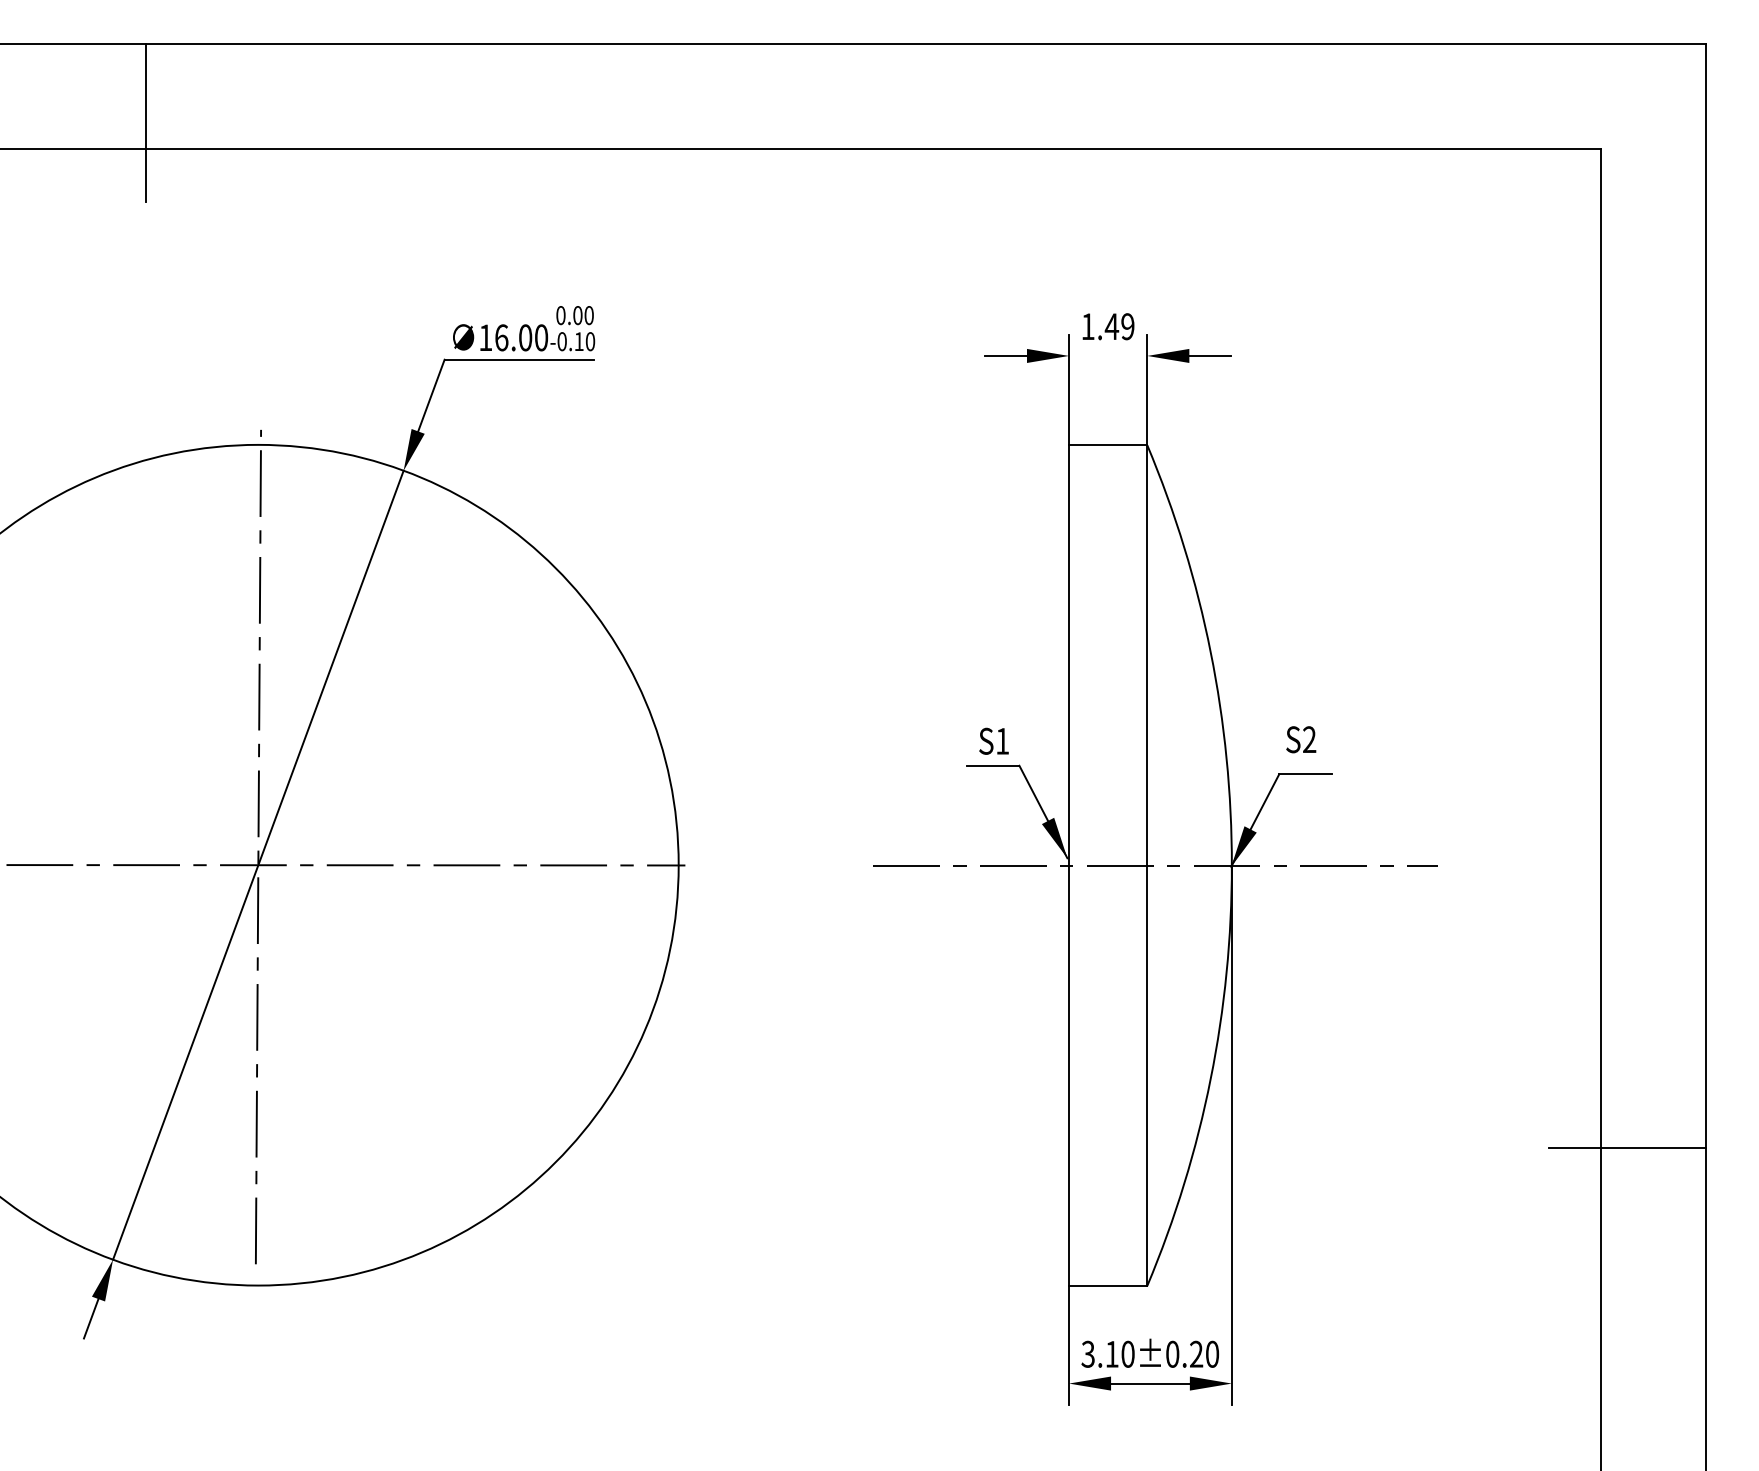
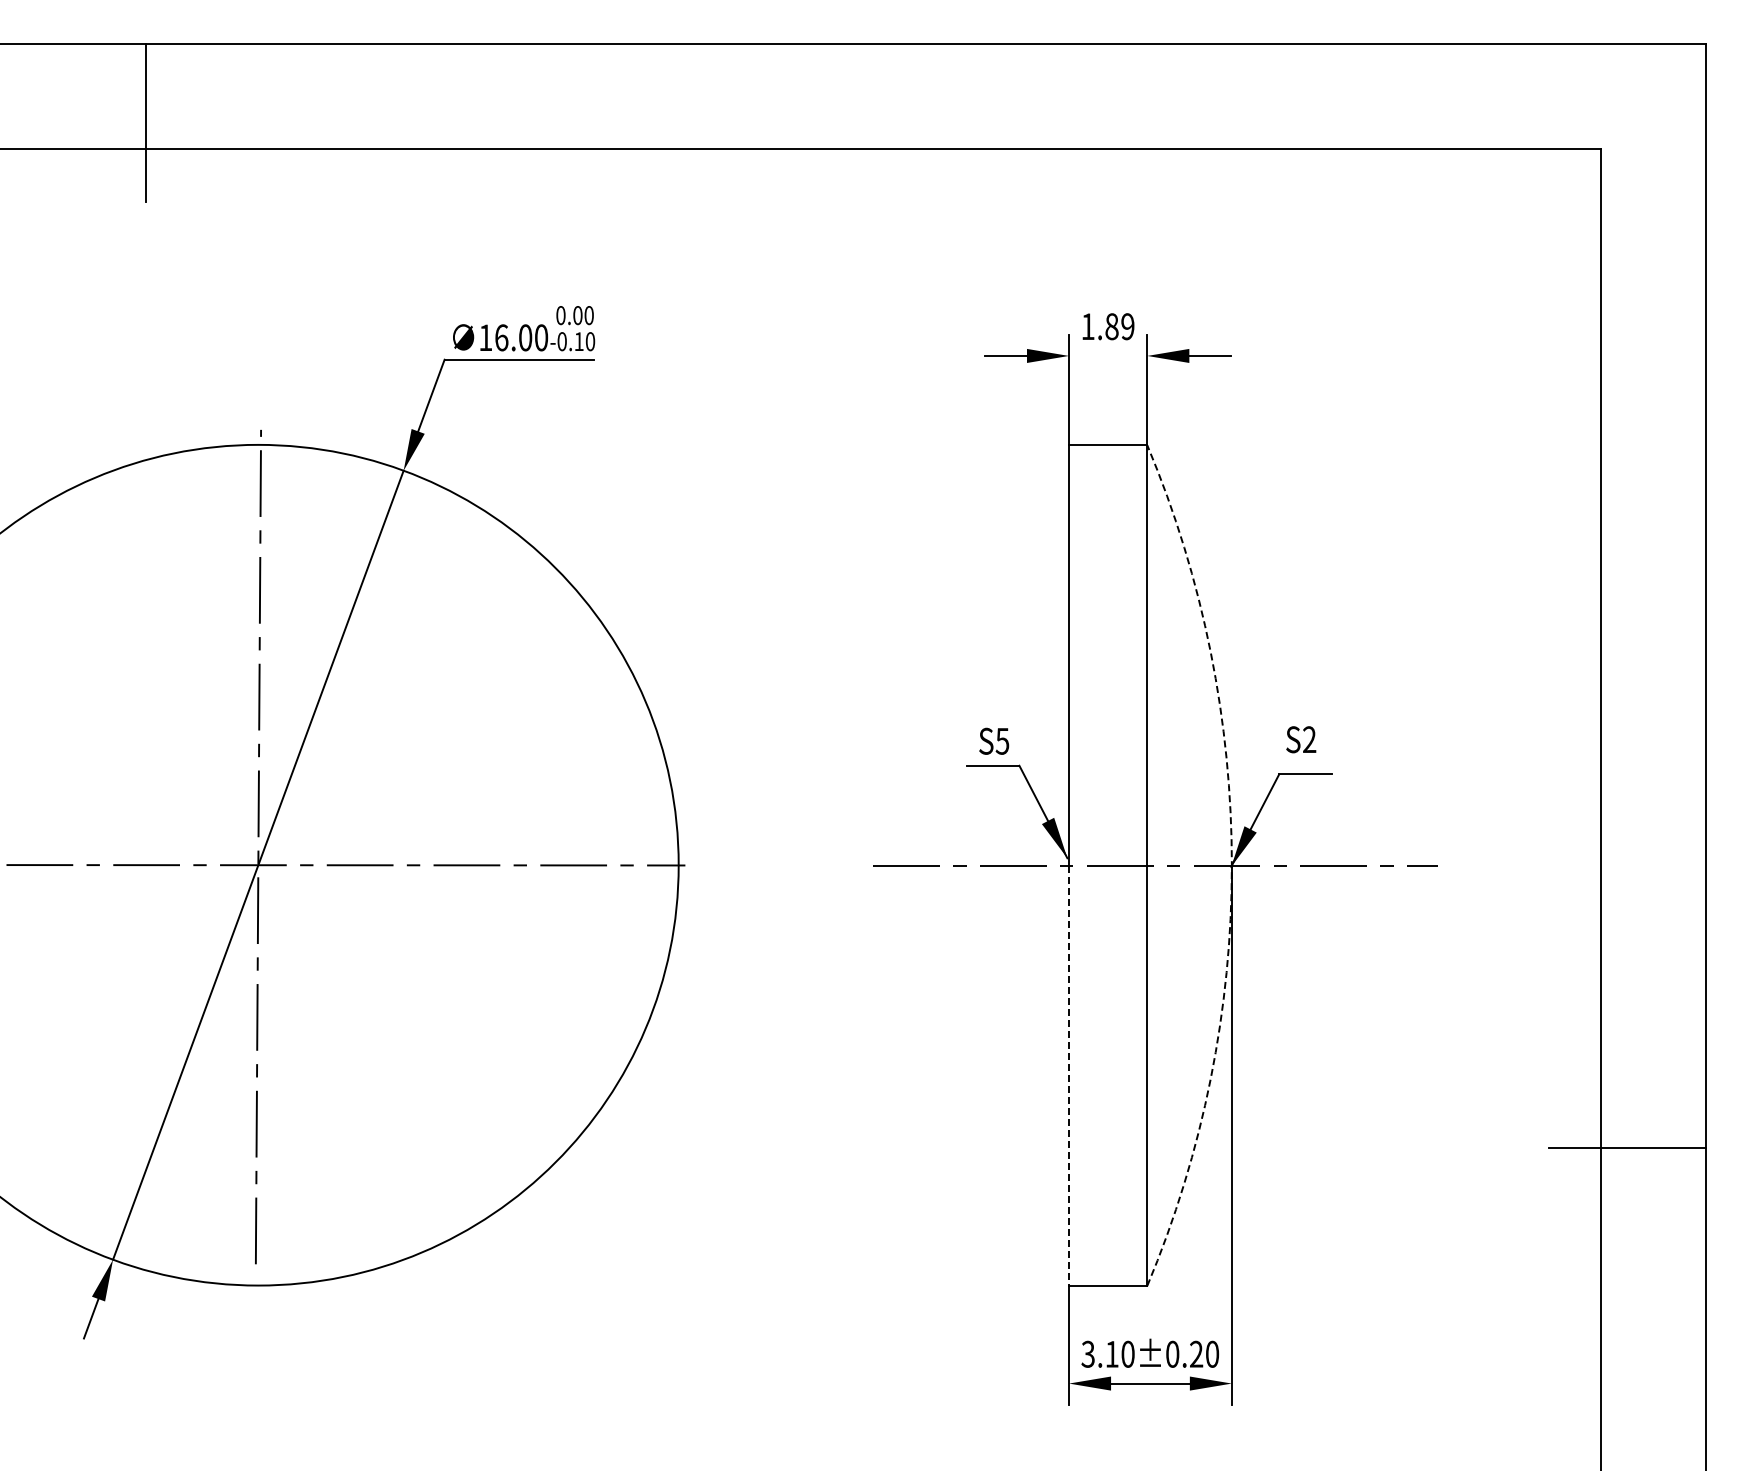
text: 1.49 -> 1.89 (1111, 326)
text: S1 -> S5 (1002, 741)
arc: solid -> dashed (1231, 865)
line: solid -> dashed (1069, 1076)
